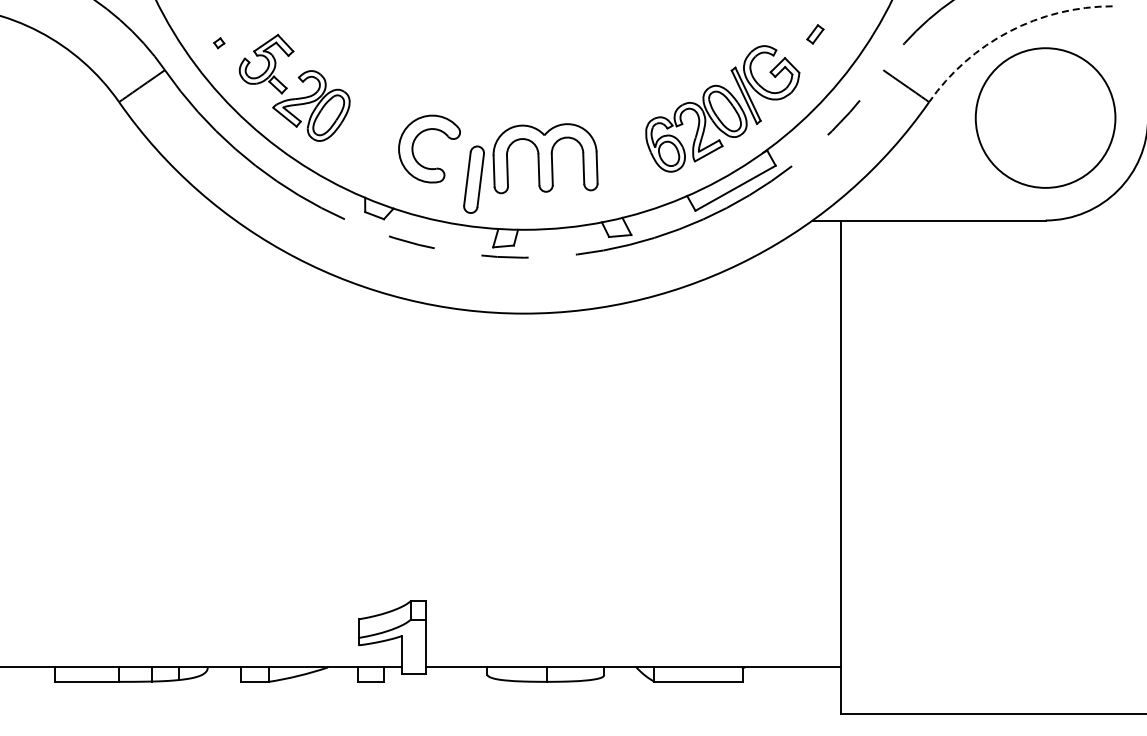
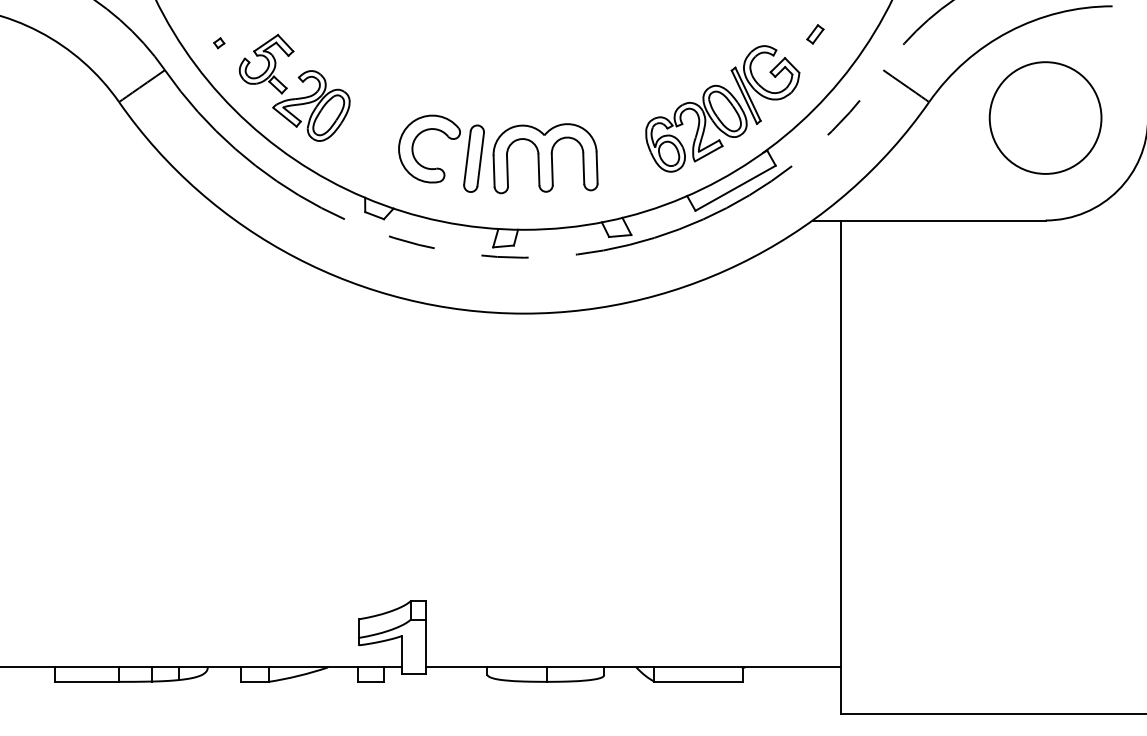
arc: dashed -> solid (1009, 31)
circle diameter: 140 px -> 112 px (1045, 117)
part position: (473, 179) -> (473, 158) (473, 158)
